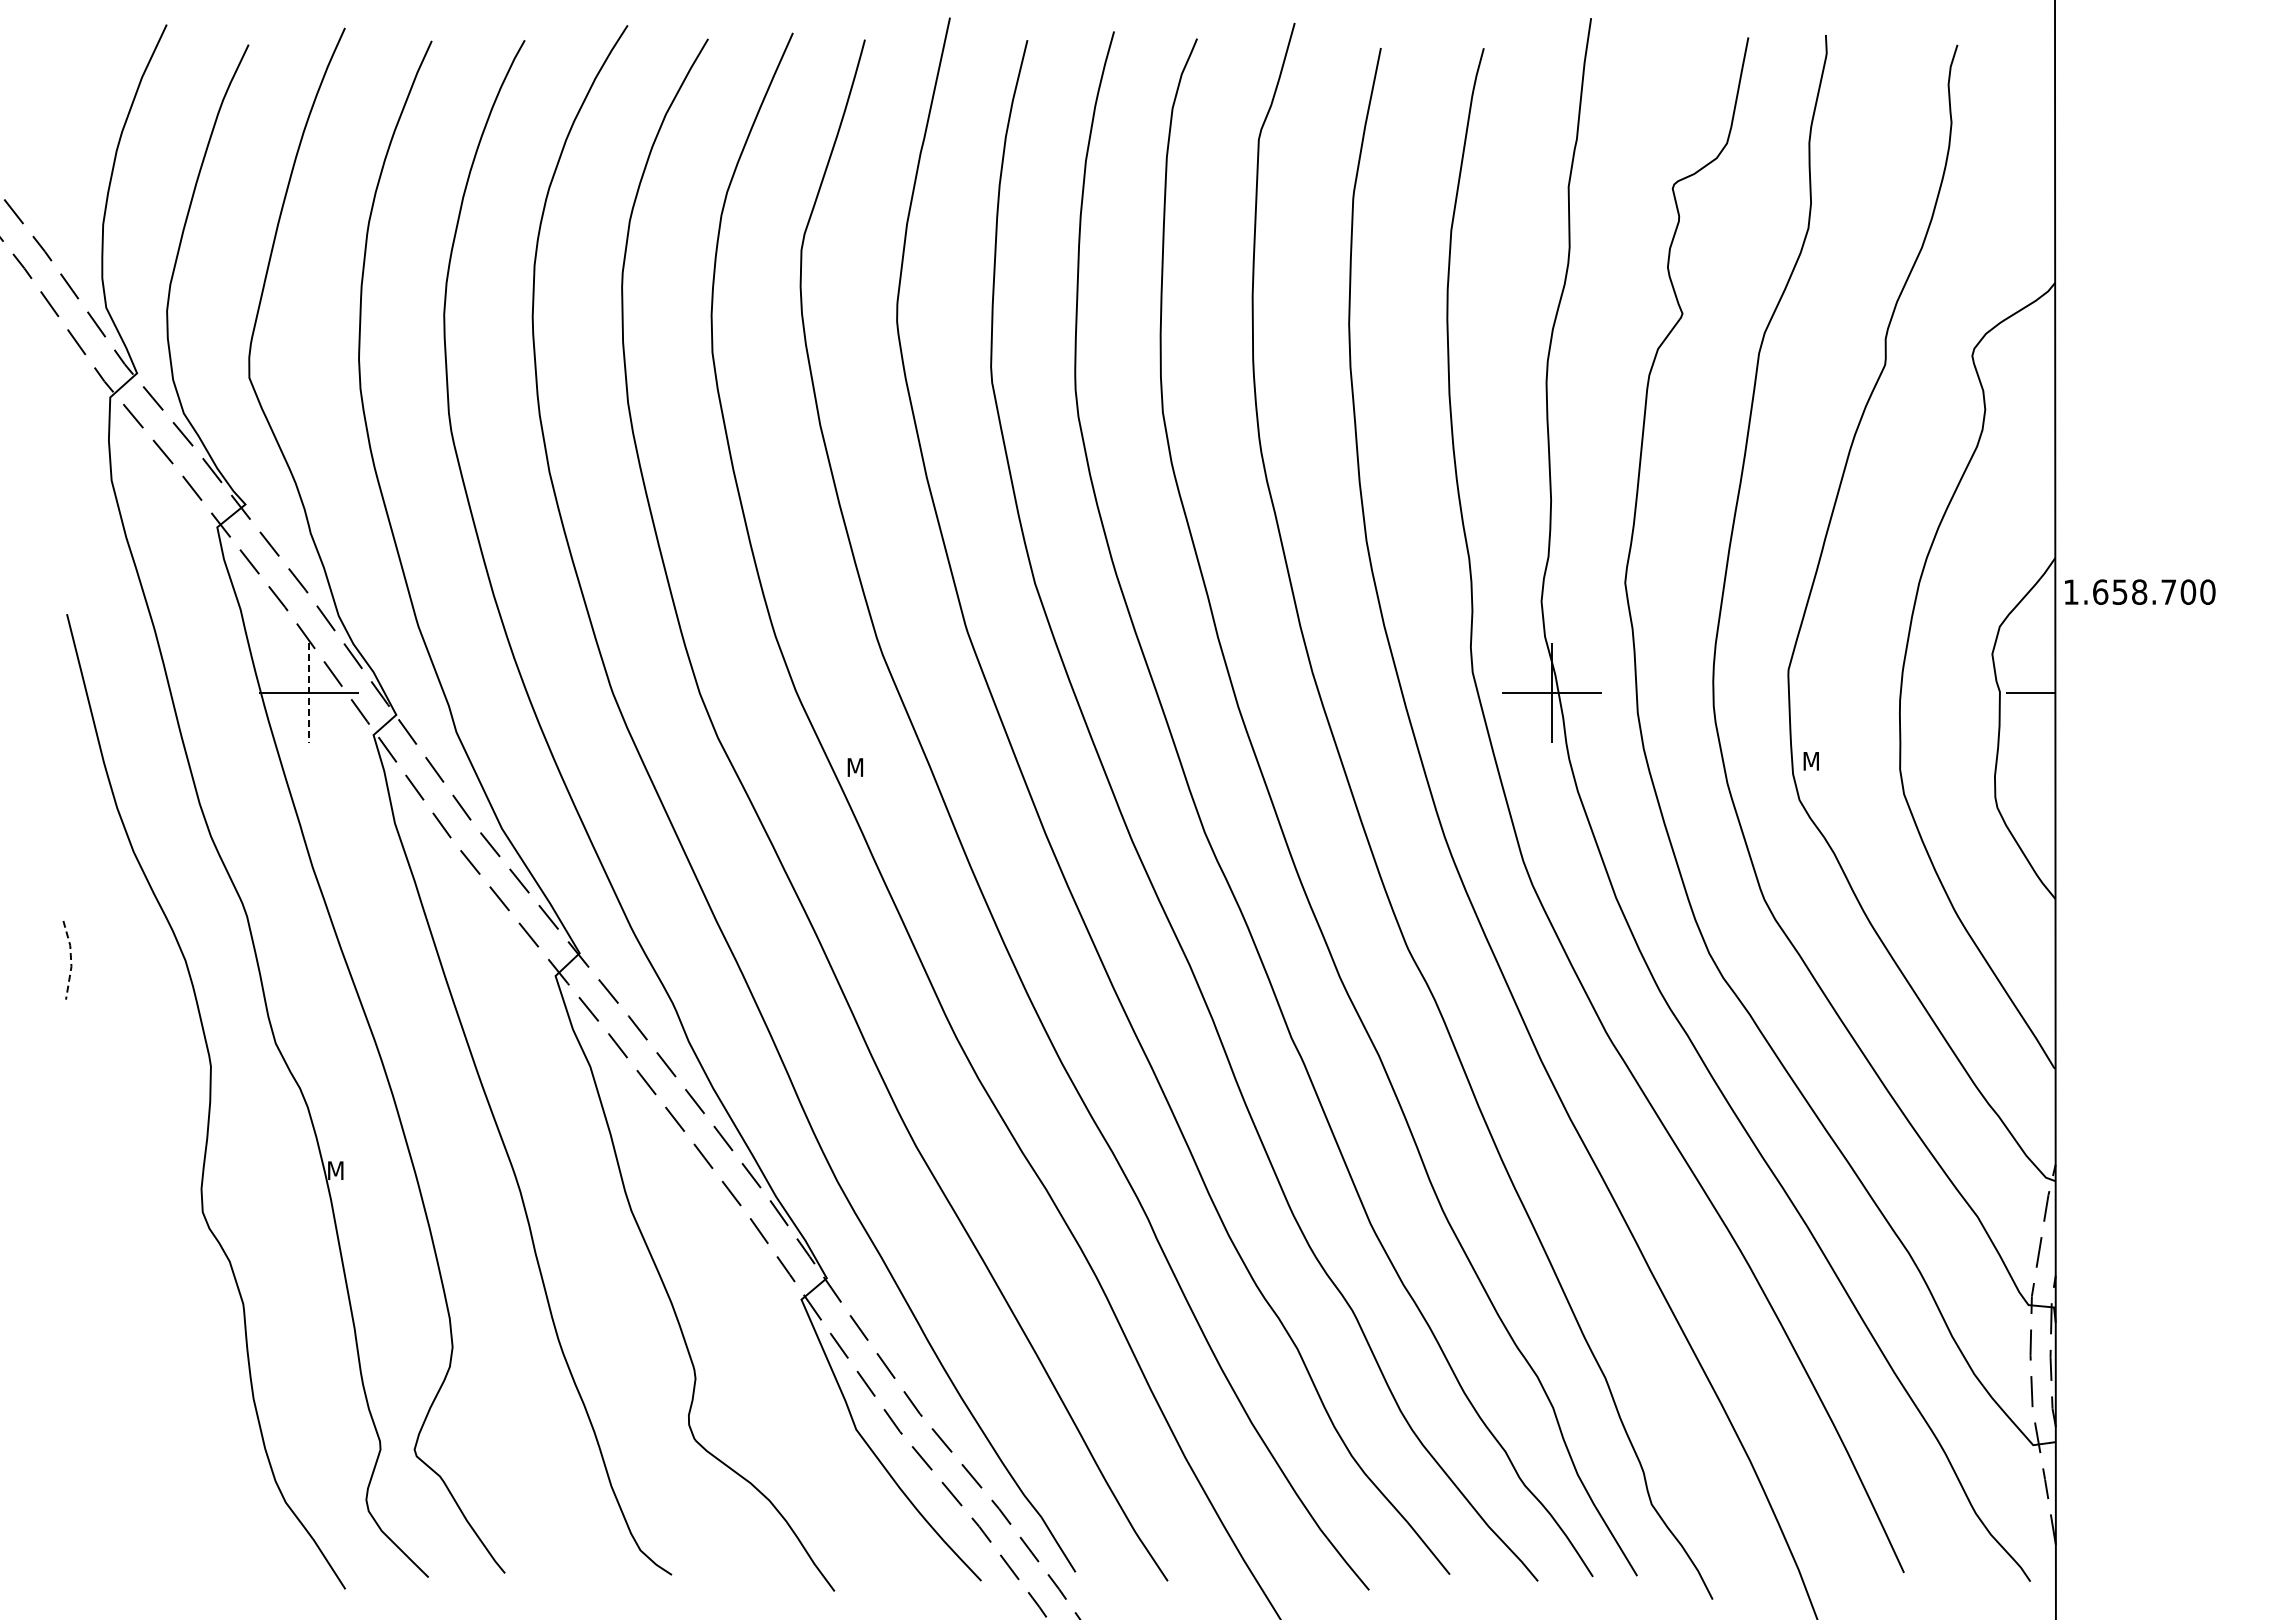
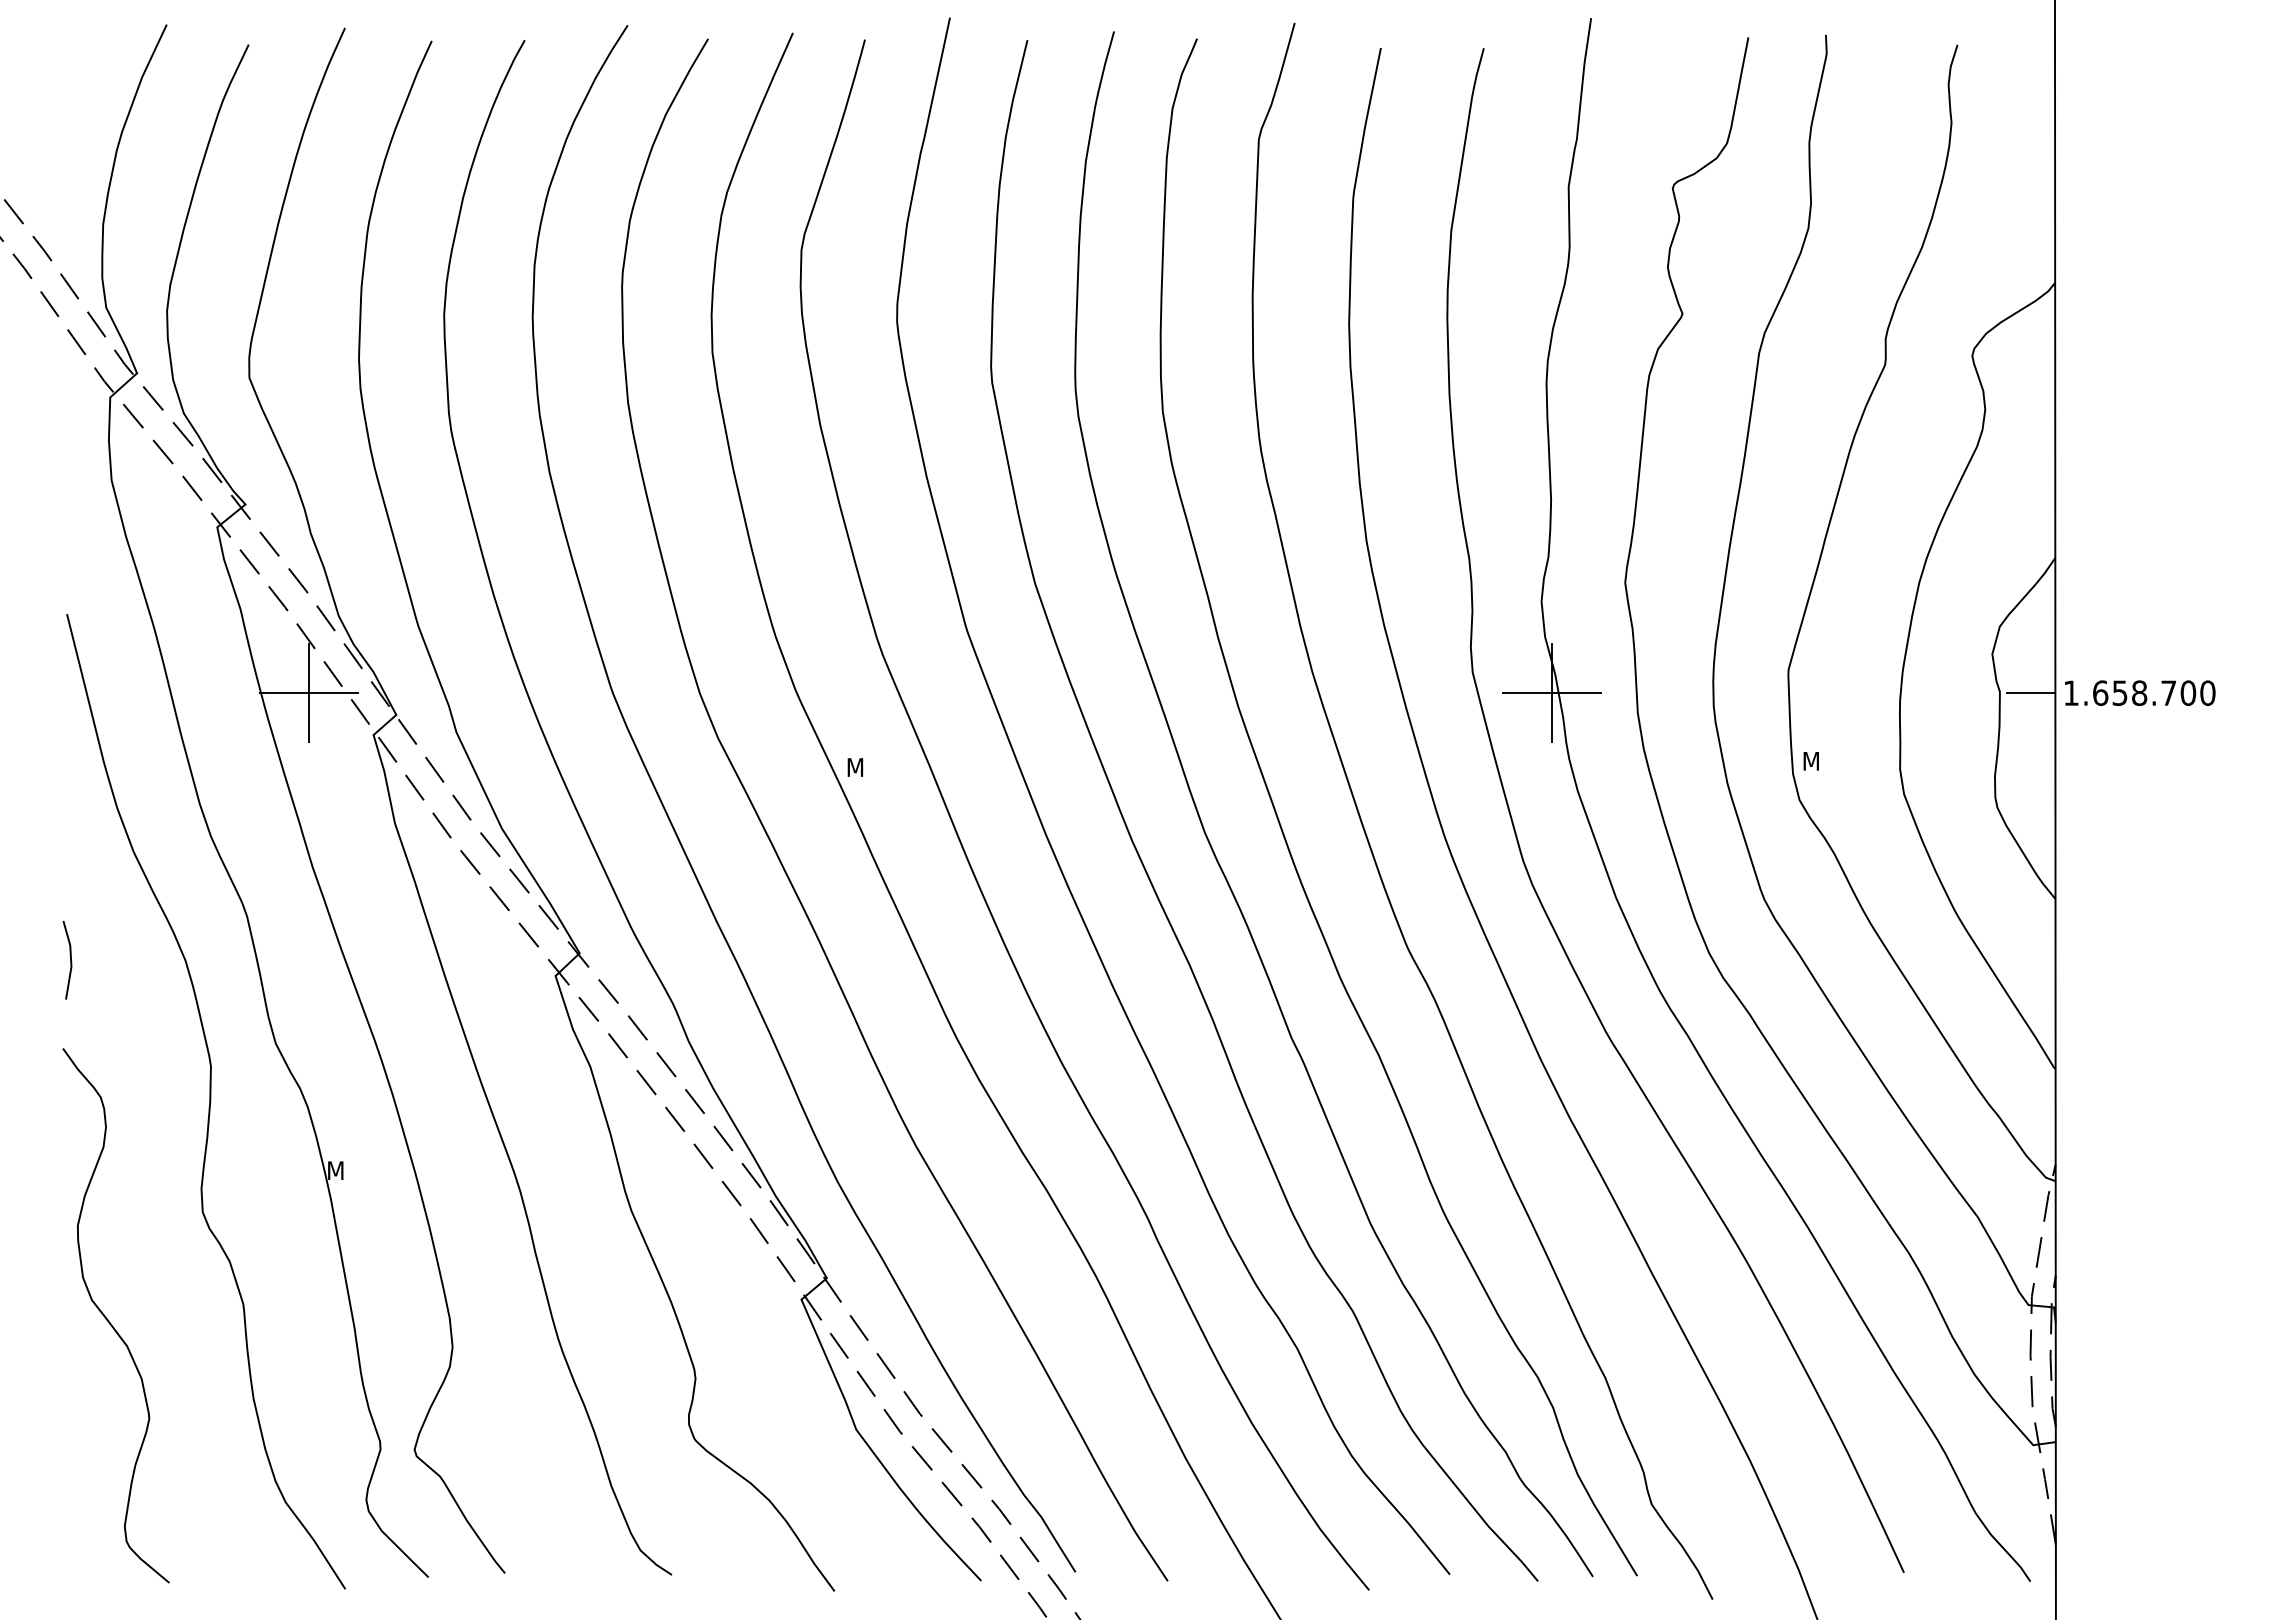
text position: (2140, 591) -> (2140, 692) (2140, 692)
line: dashed -> solid (308, 693)
line: dashed -> solid (71, 959)
curve: none -> present (108, 1319)
